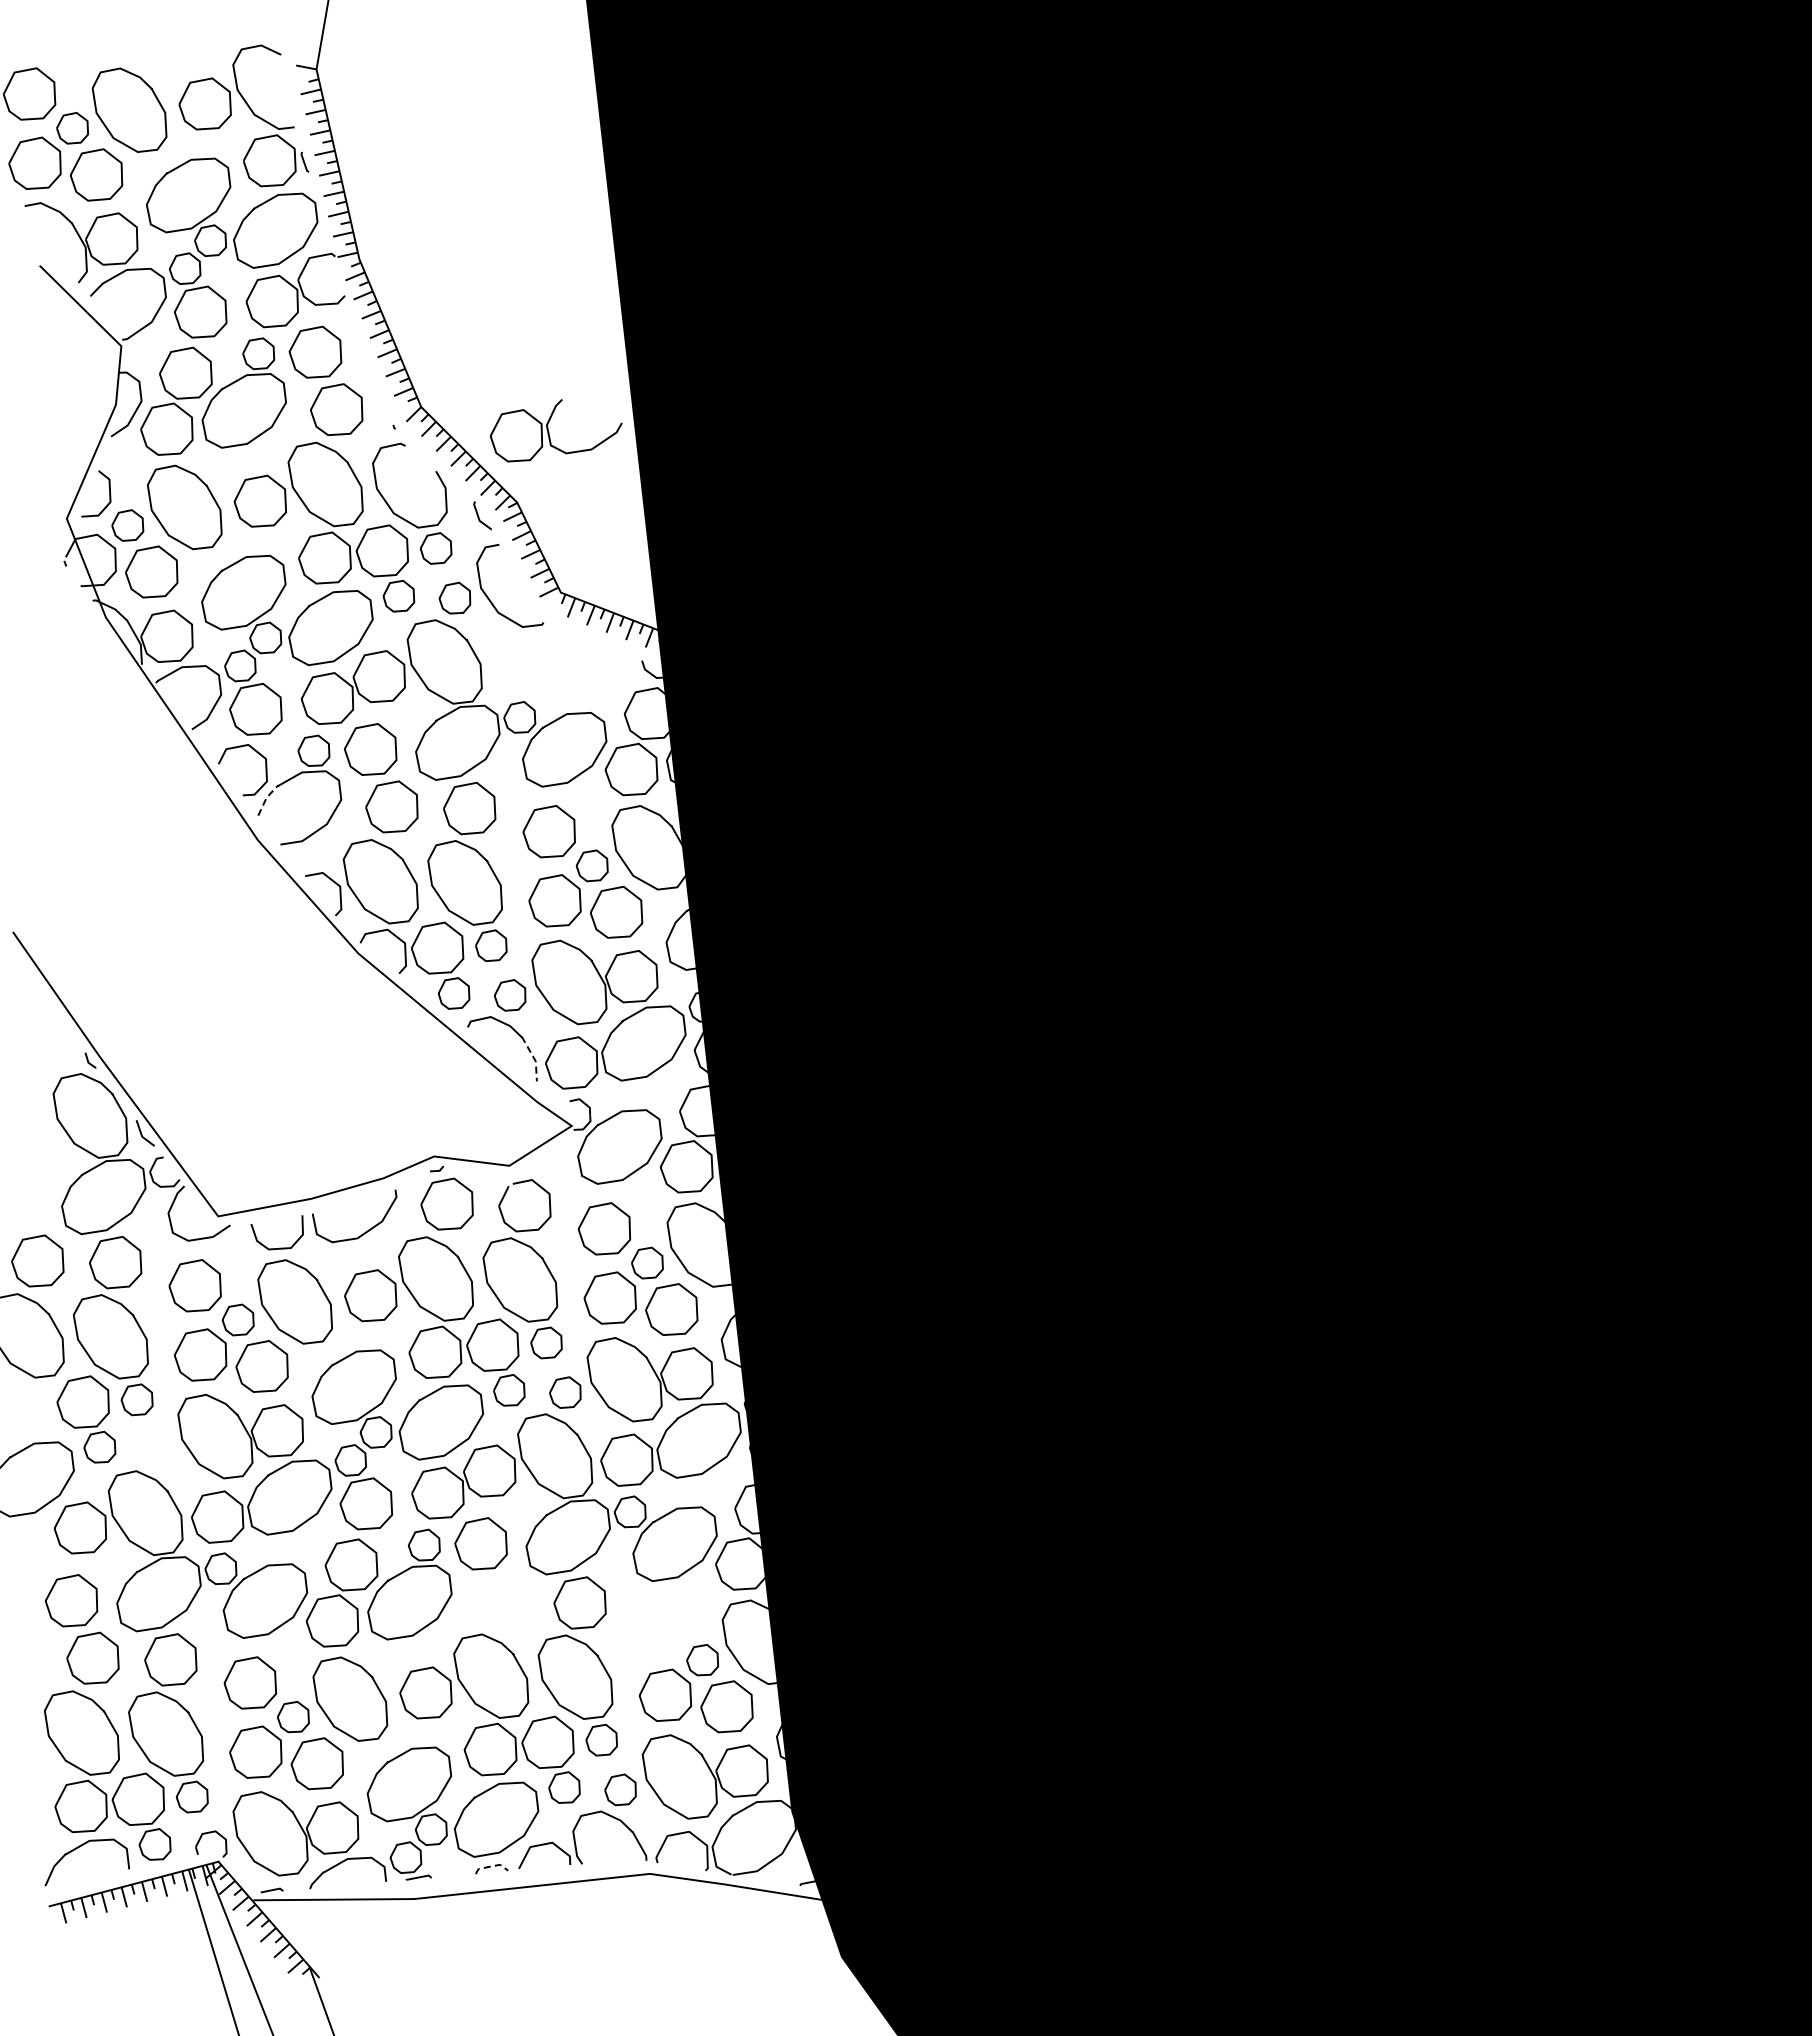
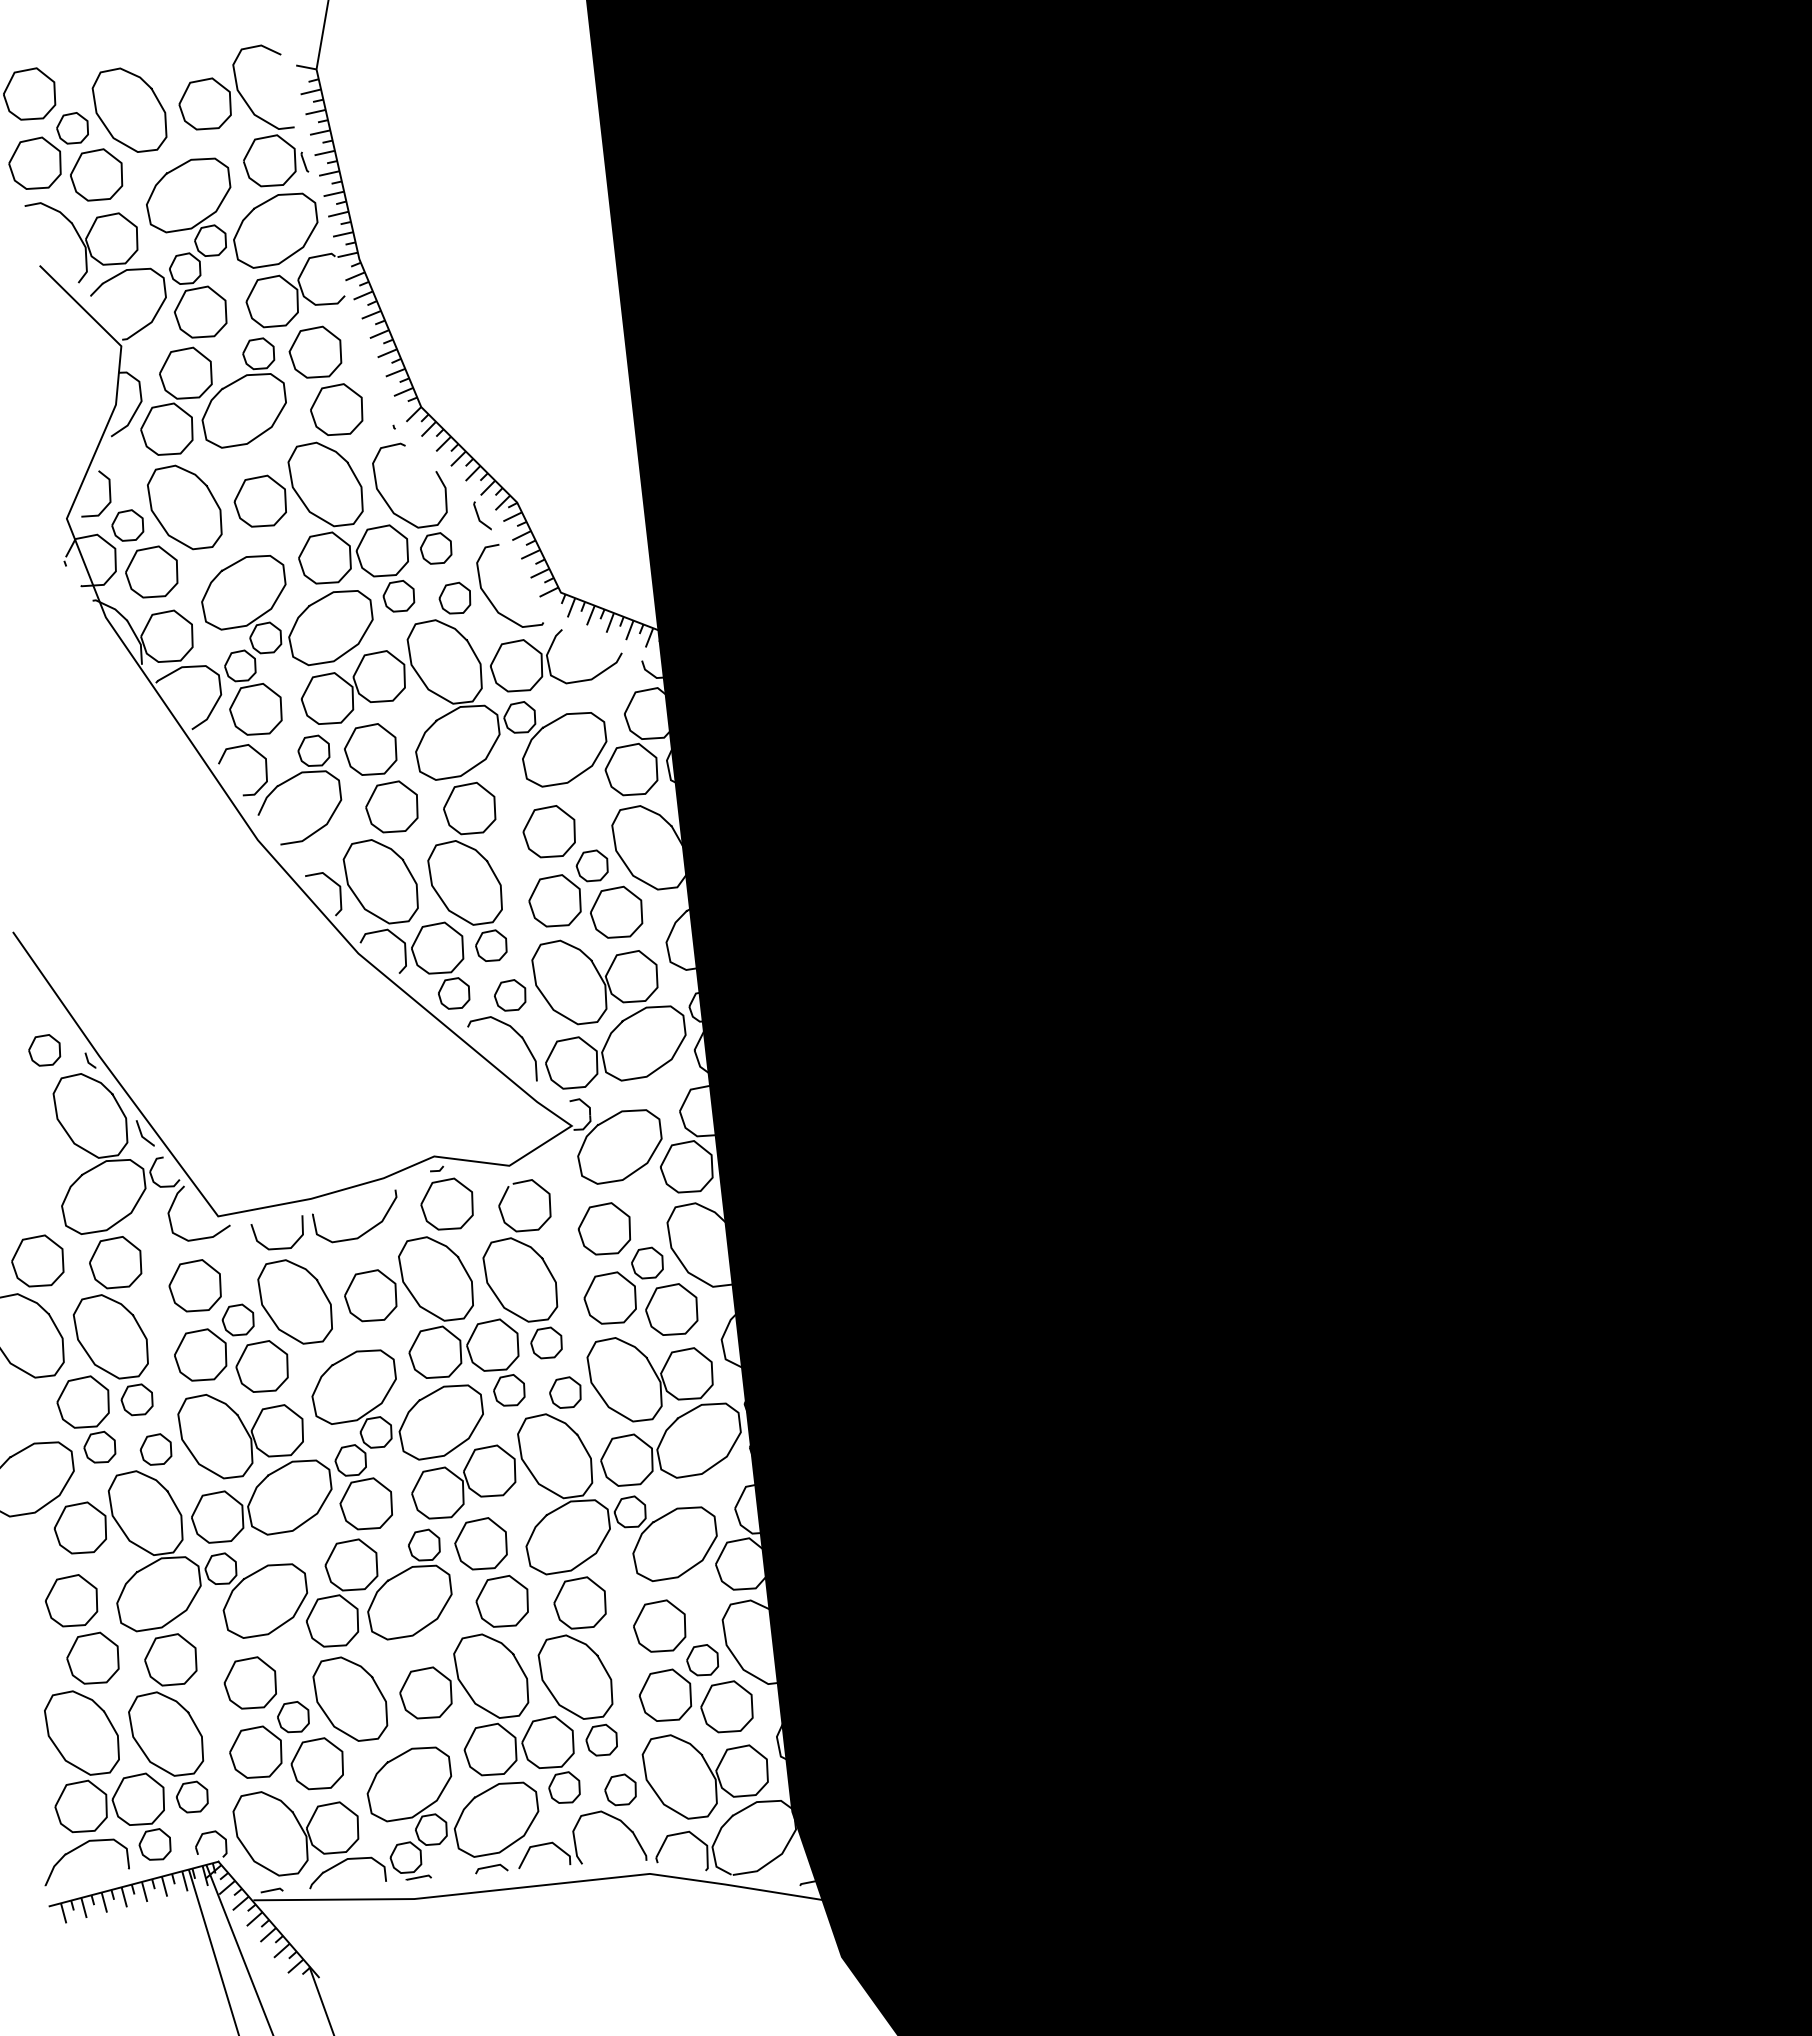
part position: (549, 432) -> (549, 662) (549, 662)
line: dashed -> solid (266, 798)
part: none -> present (44, 1050)
line: dashed -> solid (534, 1058)
part: none -> present (155, 1449)
part: none -> present (501, 1601)
part: none -> present (659, 1625)
line: dashed -> solid (491, 1866)
